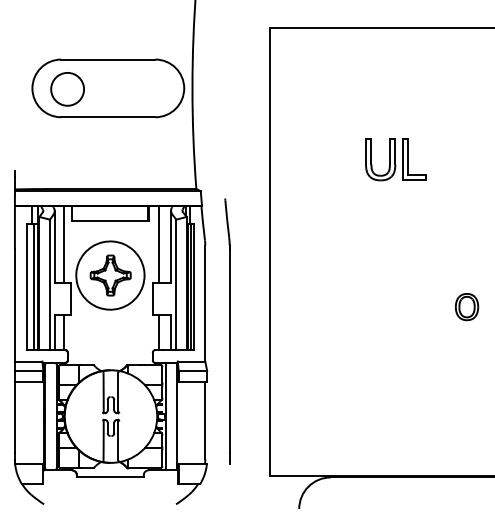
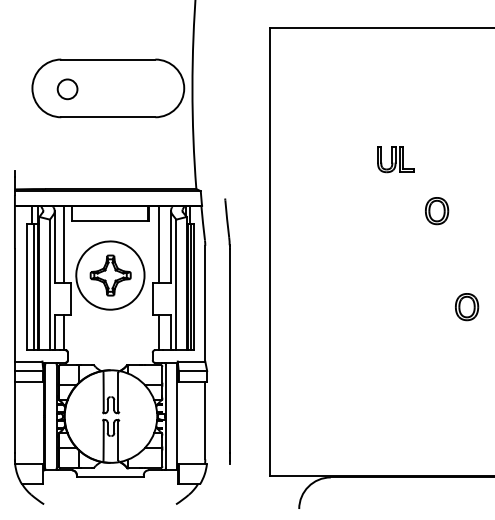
circle diameter: 33 px -> 20 px (67, 89)
part size: 62x44 px -> 38x28 px (395, 159)
part: none -> present (437, 211)
